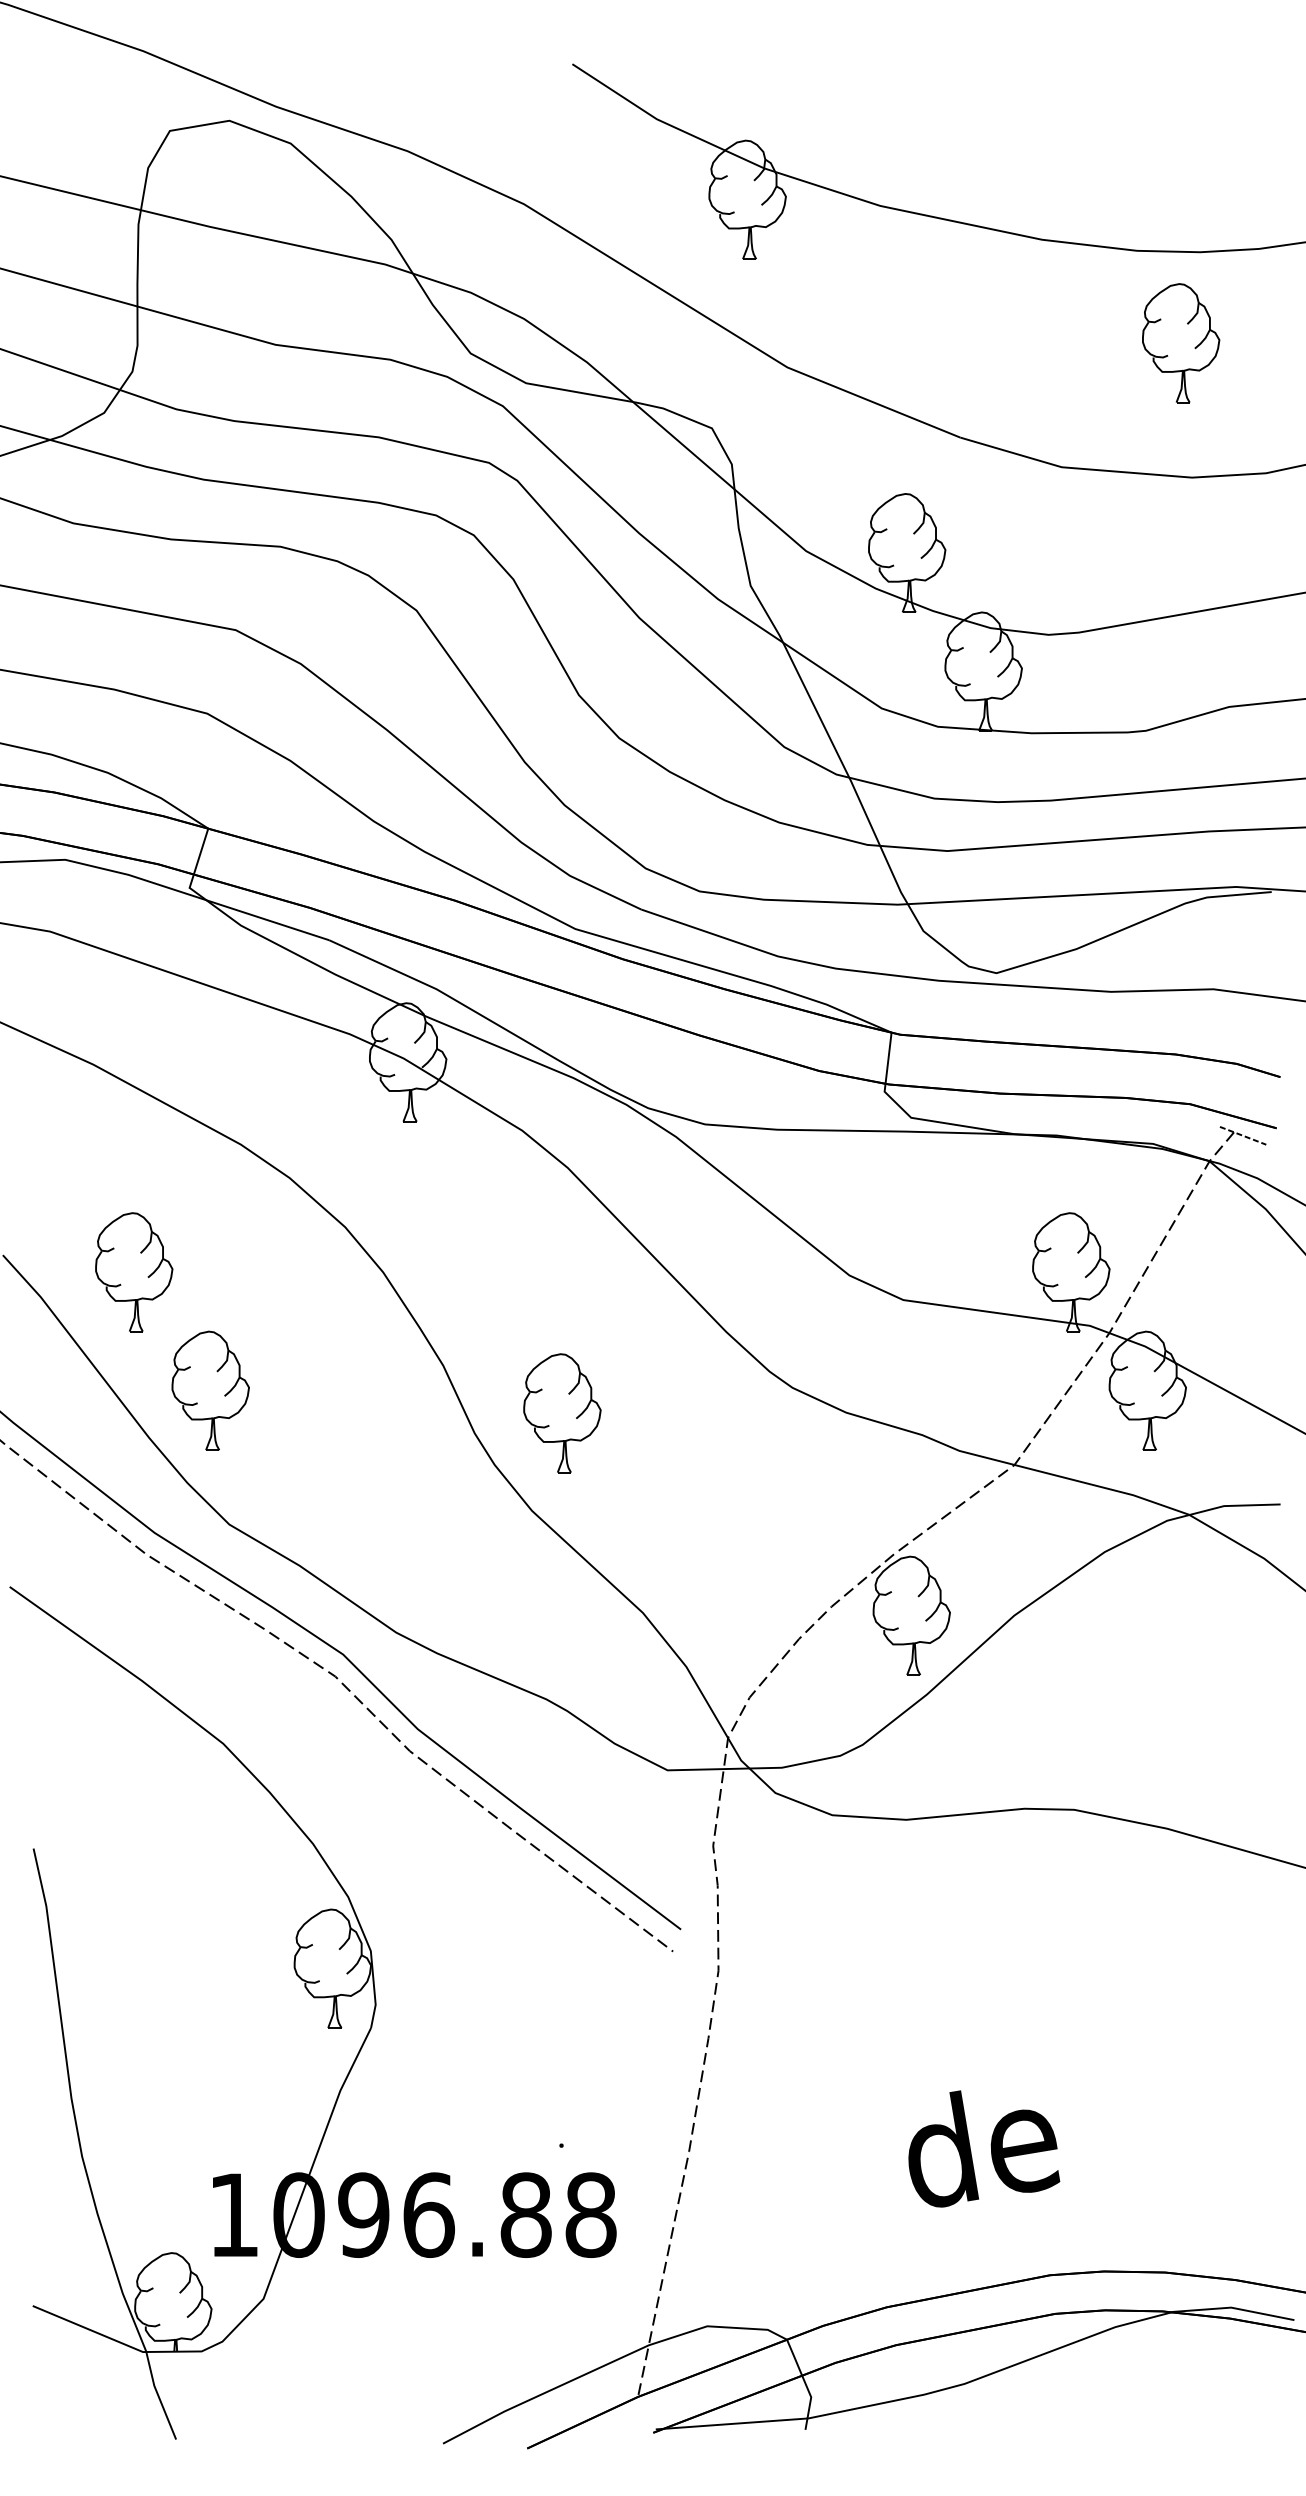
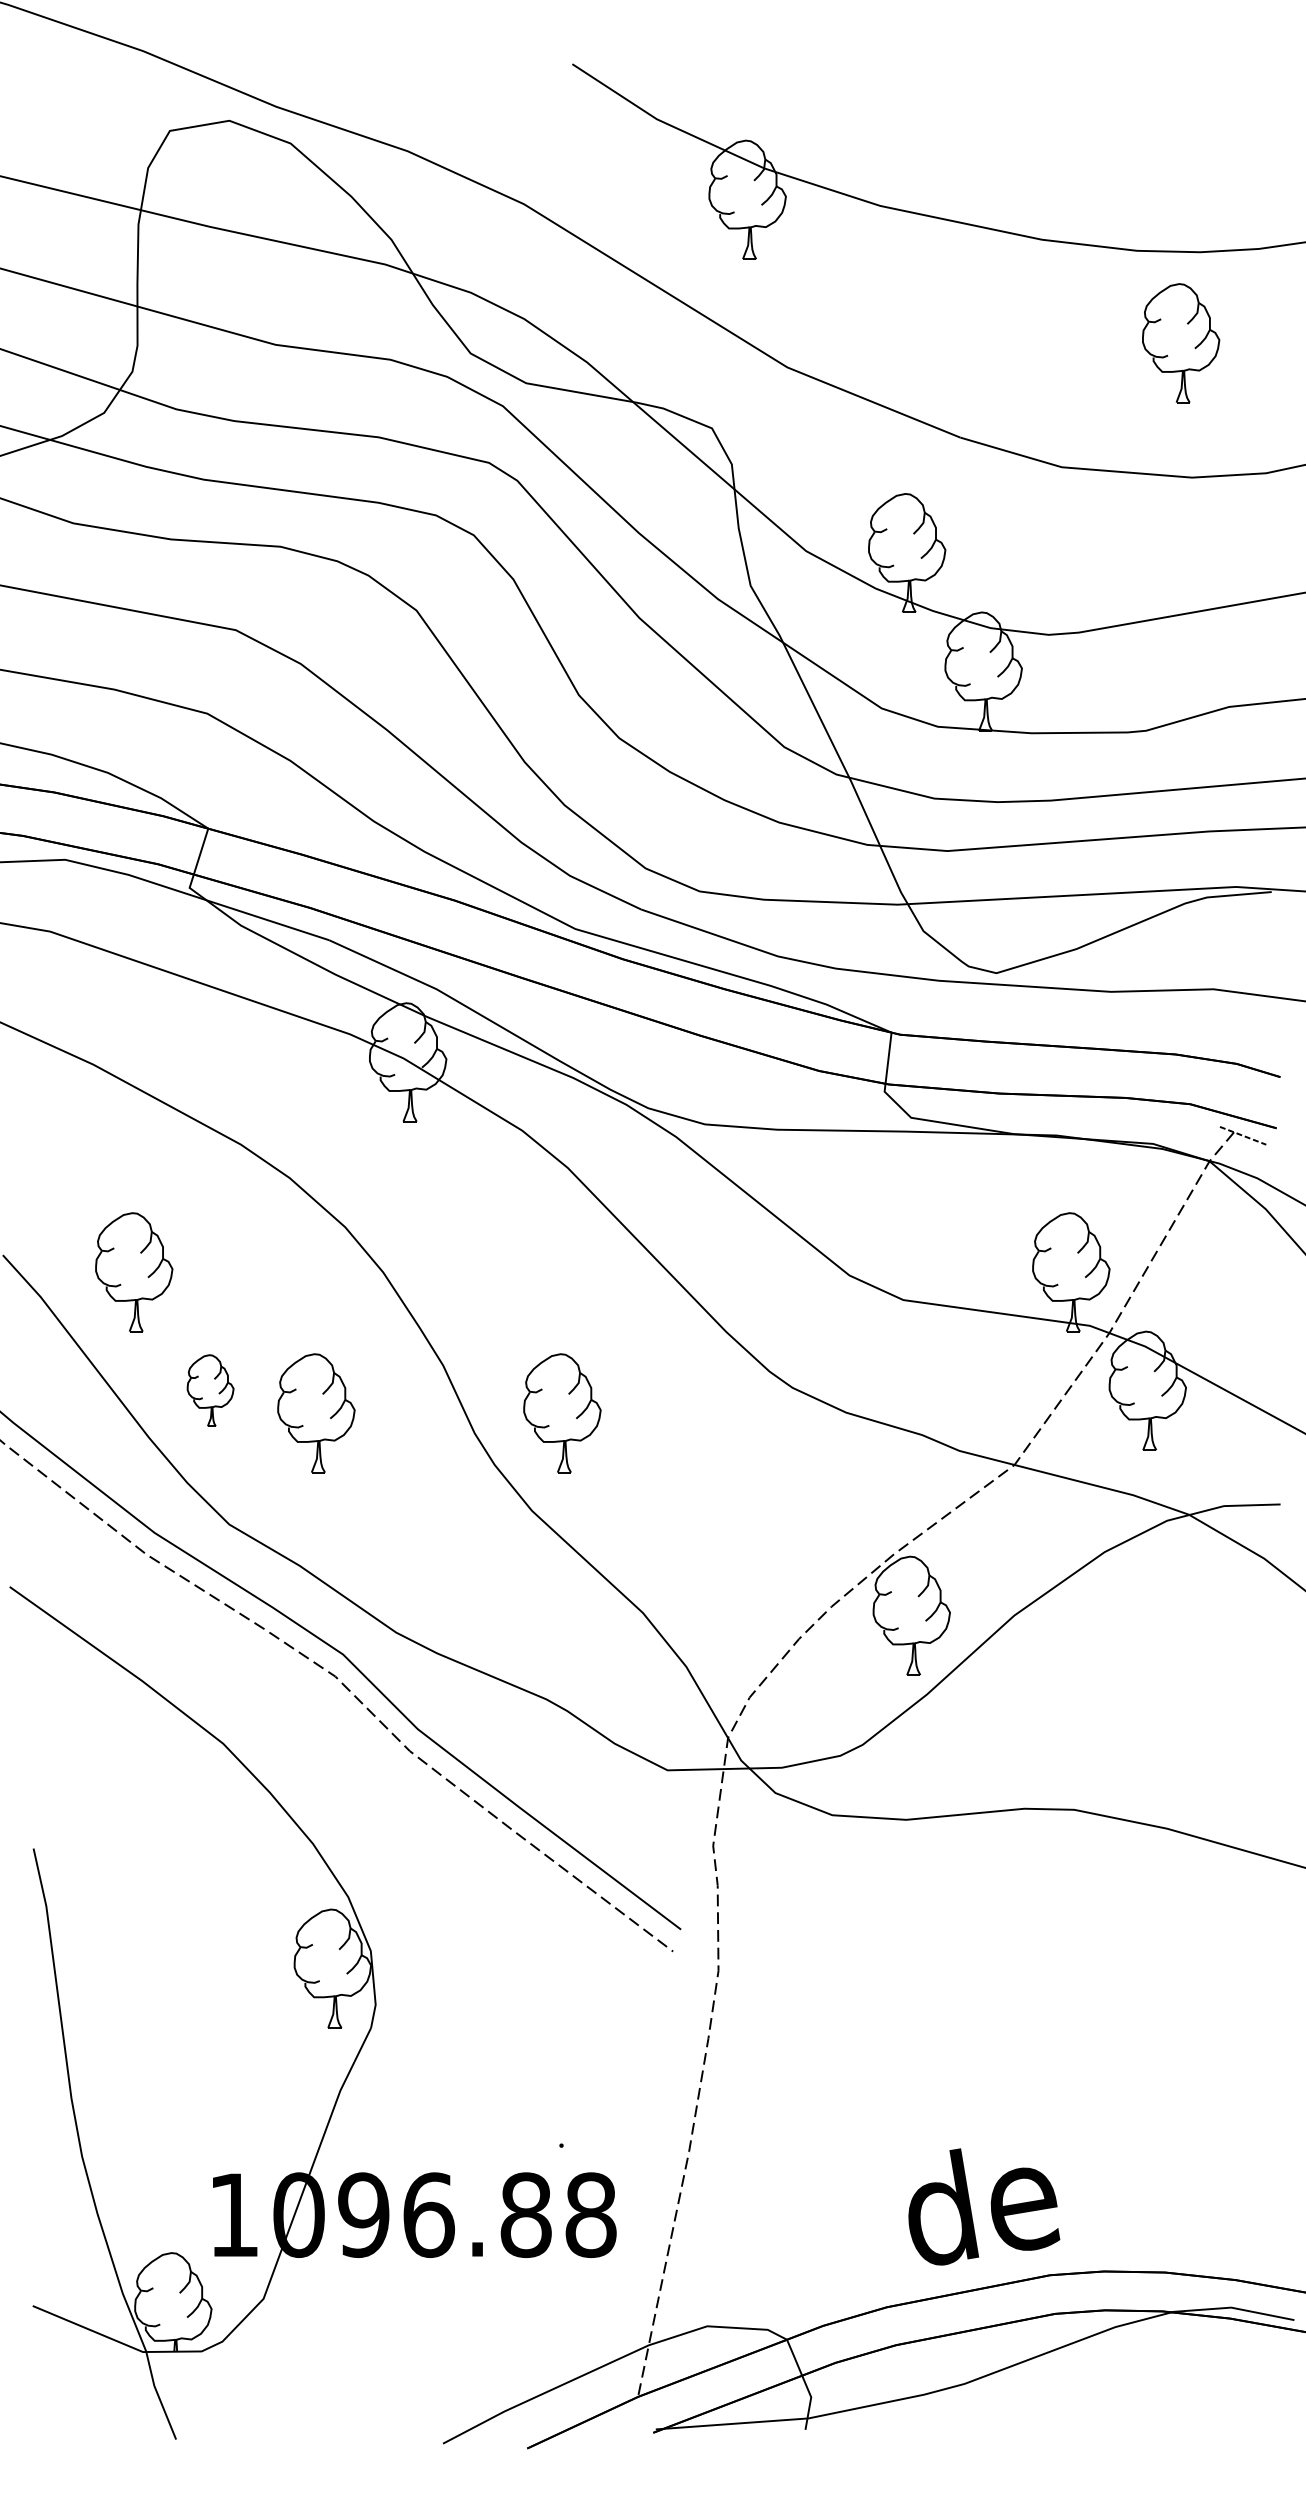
part size: 79x121 px -> 49x73 px (210, 1390)
part: none -> present (316, 1413)
text position: (984, 2148) -> (984, 2206) (984, 2206)
